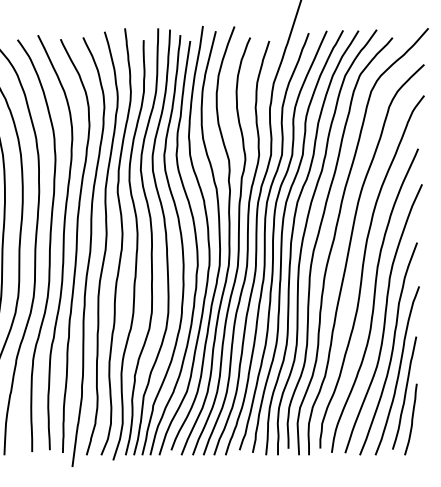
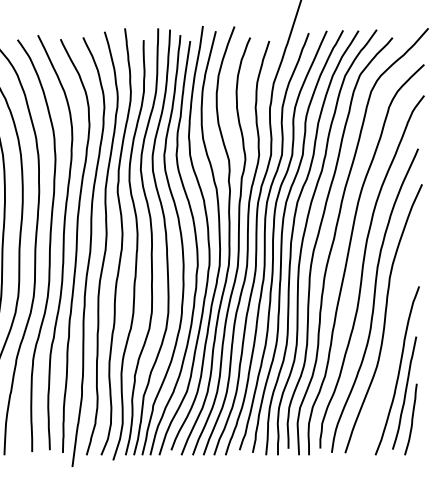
curve: present -> none (391, 349)
